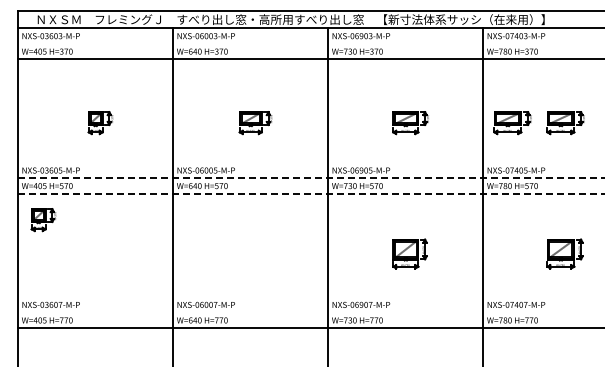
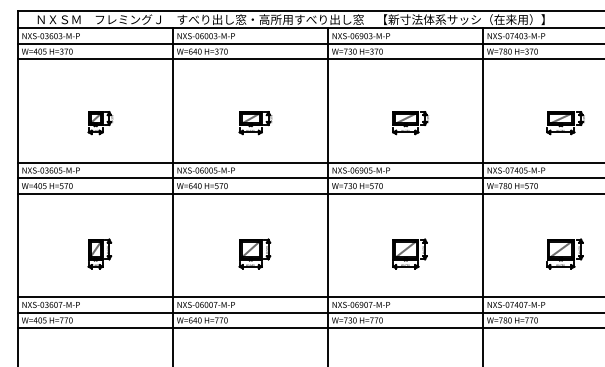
line: none -> present (309, 43)
part: present -> none (512, 123)
line: none -> present (309, 162)
line: dashed -> solid (311, 178)
line: dashed -> solid (311, 193)
part: present -> none (43, 220)
part: none -> present (99, 253)
part: none -> present (254, 253)
line: none -> present (309, 297)
line: none -> present (309, 312)
